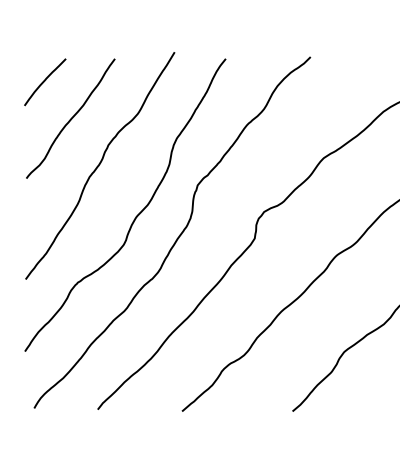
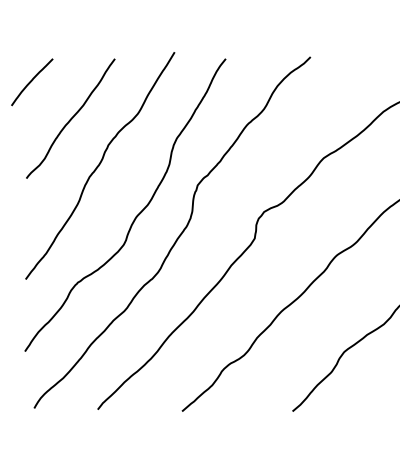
curve position: (45, 81) -> (32, 81) (32, 81)
